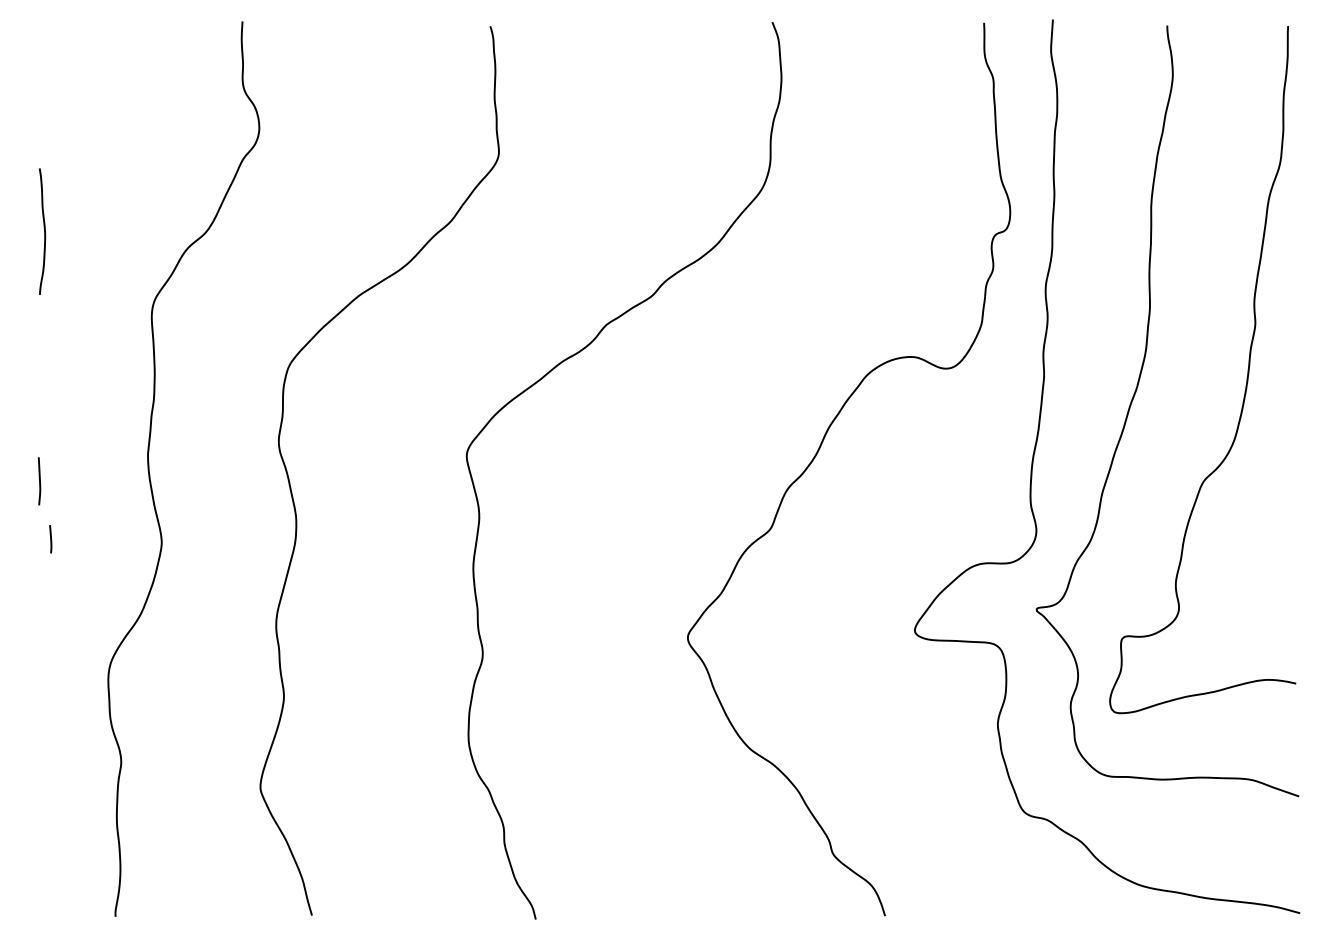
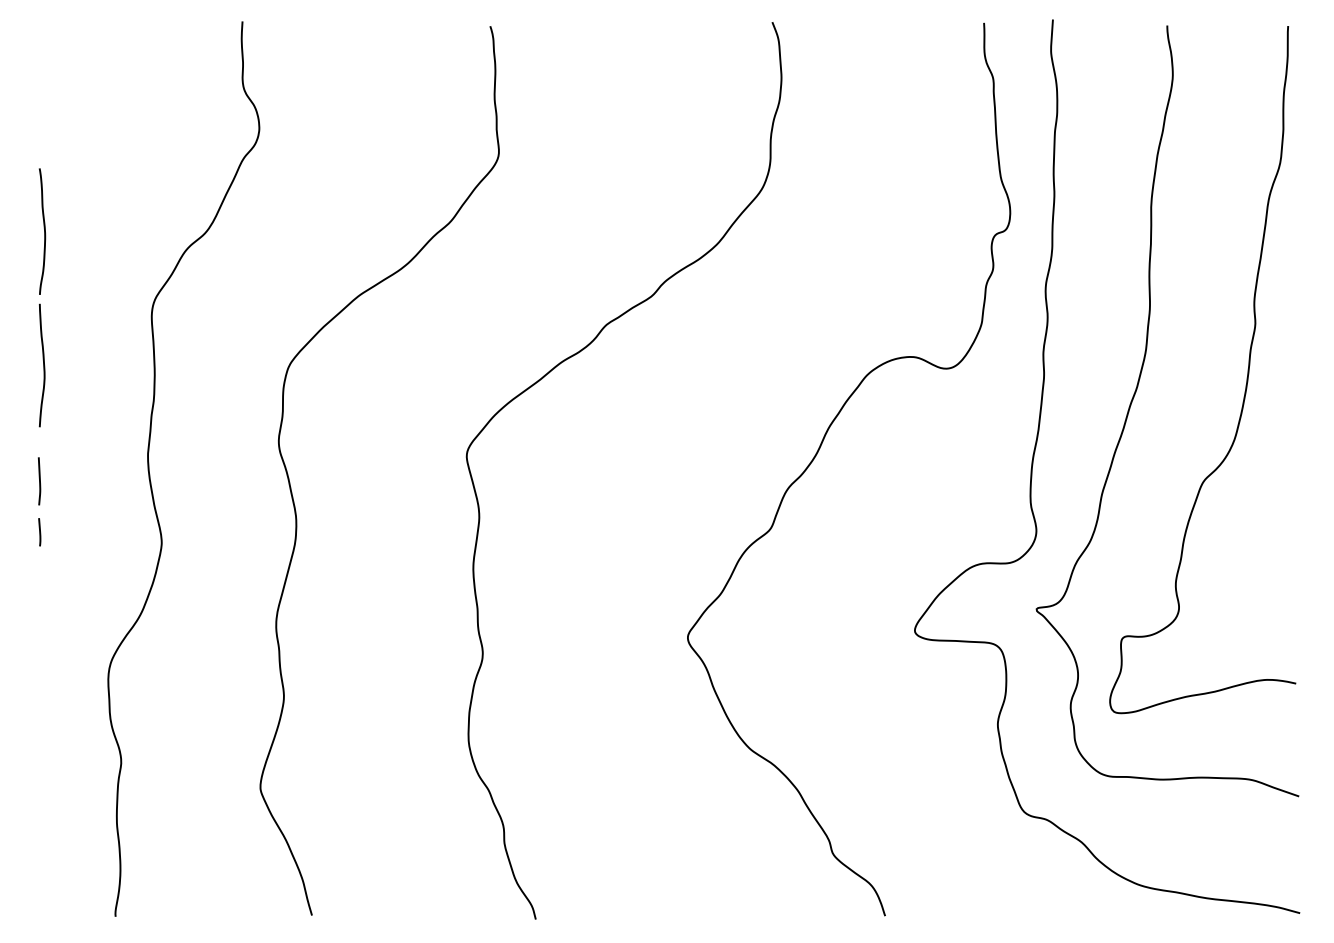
curve: none -> present (43, 365)
line position: (50, 539) -> (39, 532) (39, 532)
